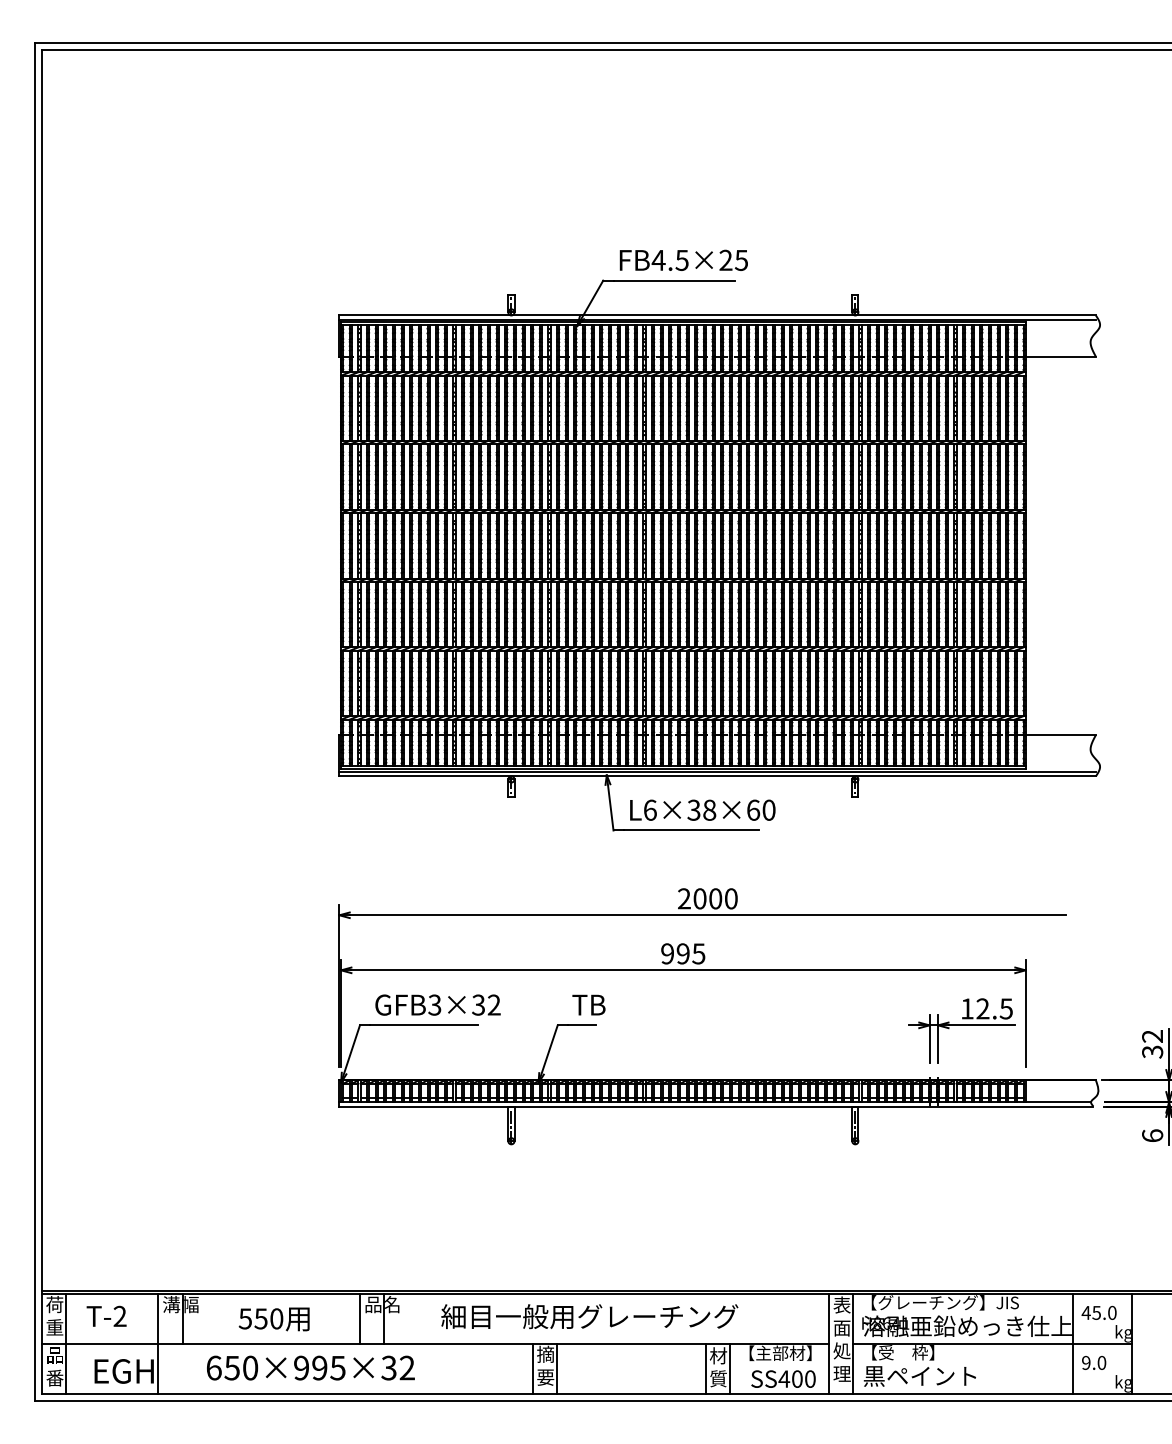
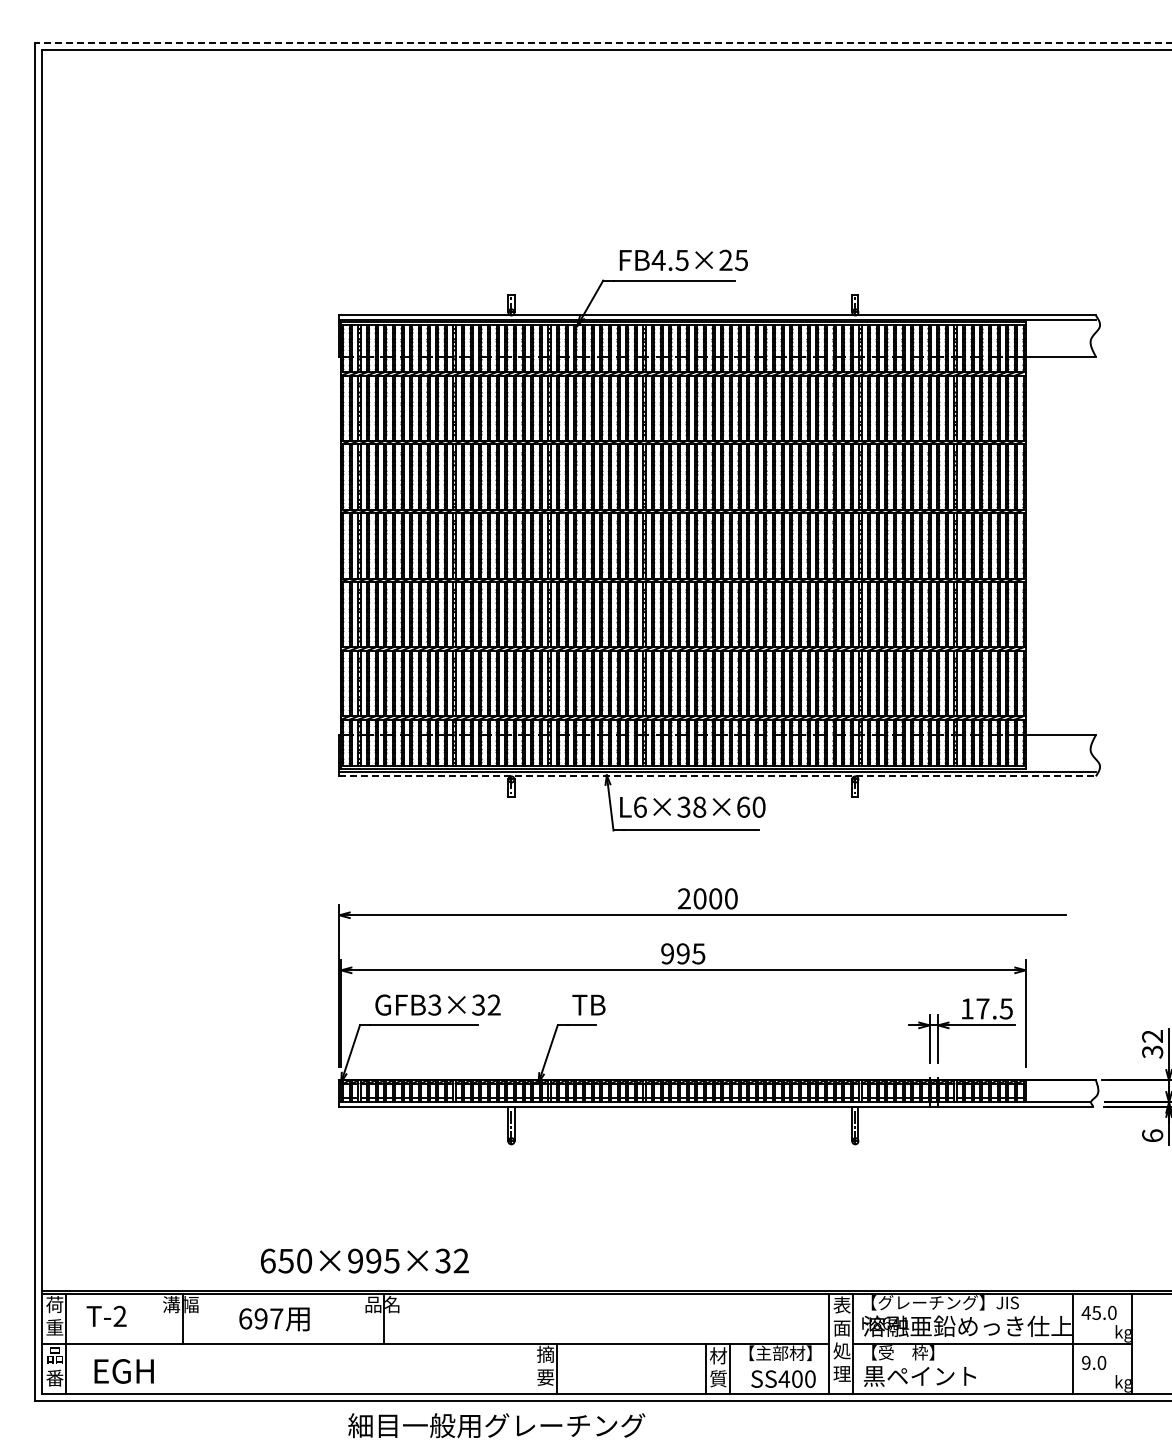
line: solid -> dashed (603, 43)
line: solid -> dashed (718, 776)
text position: (702, 809) -> (692, 806) (692, 806)
text: 12.5 -> 17.5 (982, 1008)
text position: (589, 1316) -> (496, 1425) (496, 1425)
text: 550 -> 697 (260, 1318)
line: present -> none (360, 1318)
line: present -> none (158, 1343)
text position: (310, 1367) -> (364, 1260) (364, 1260)
line: present -> none (533, 1368)
